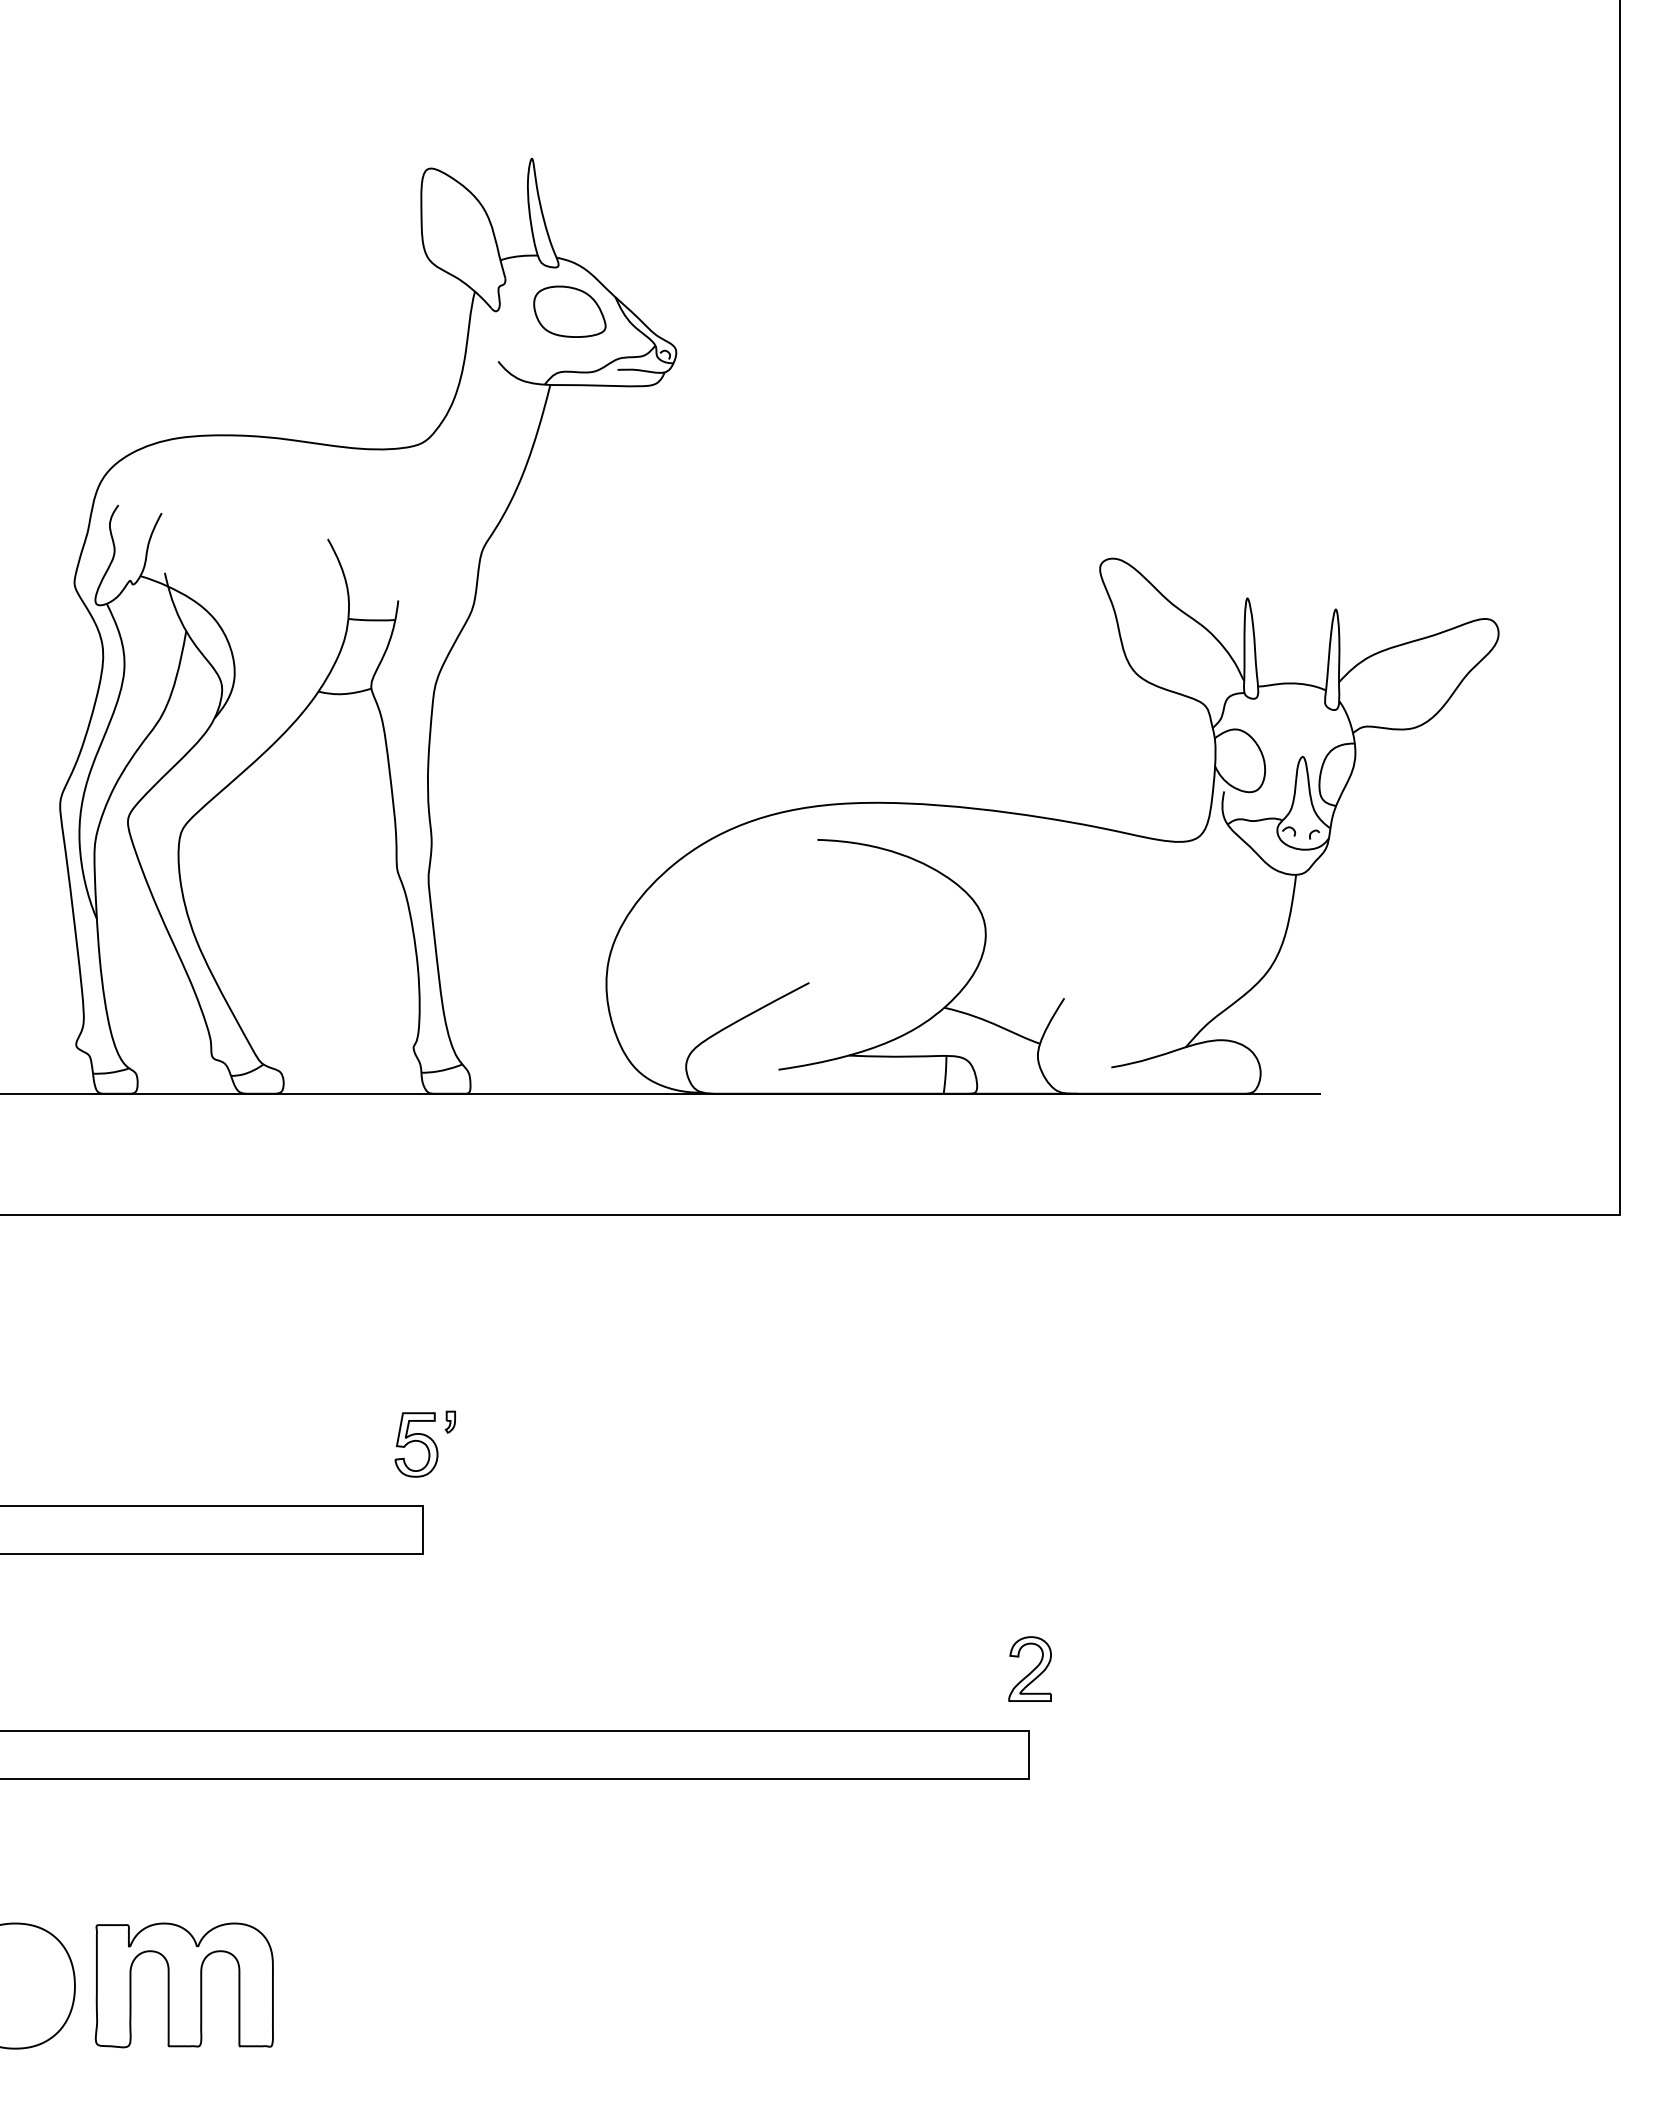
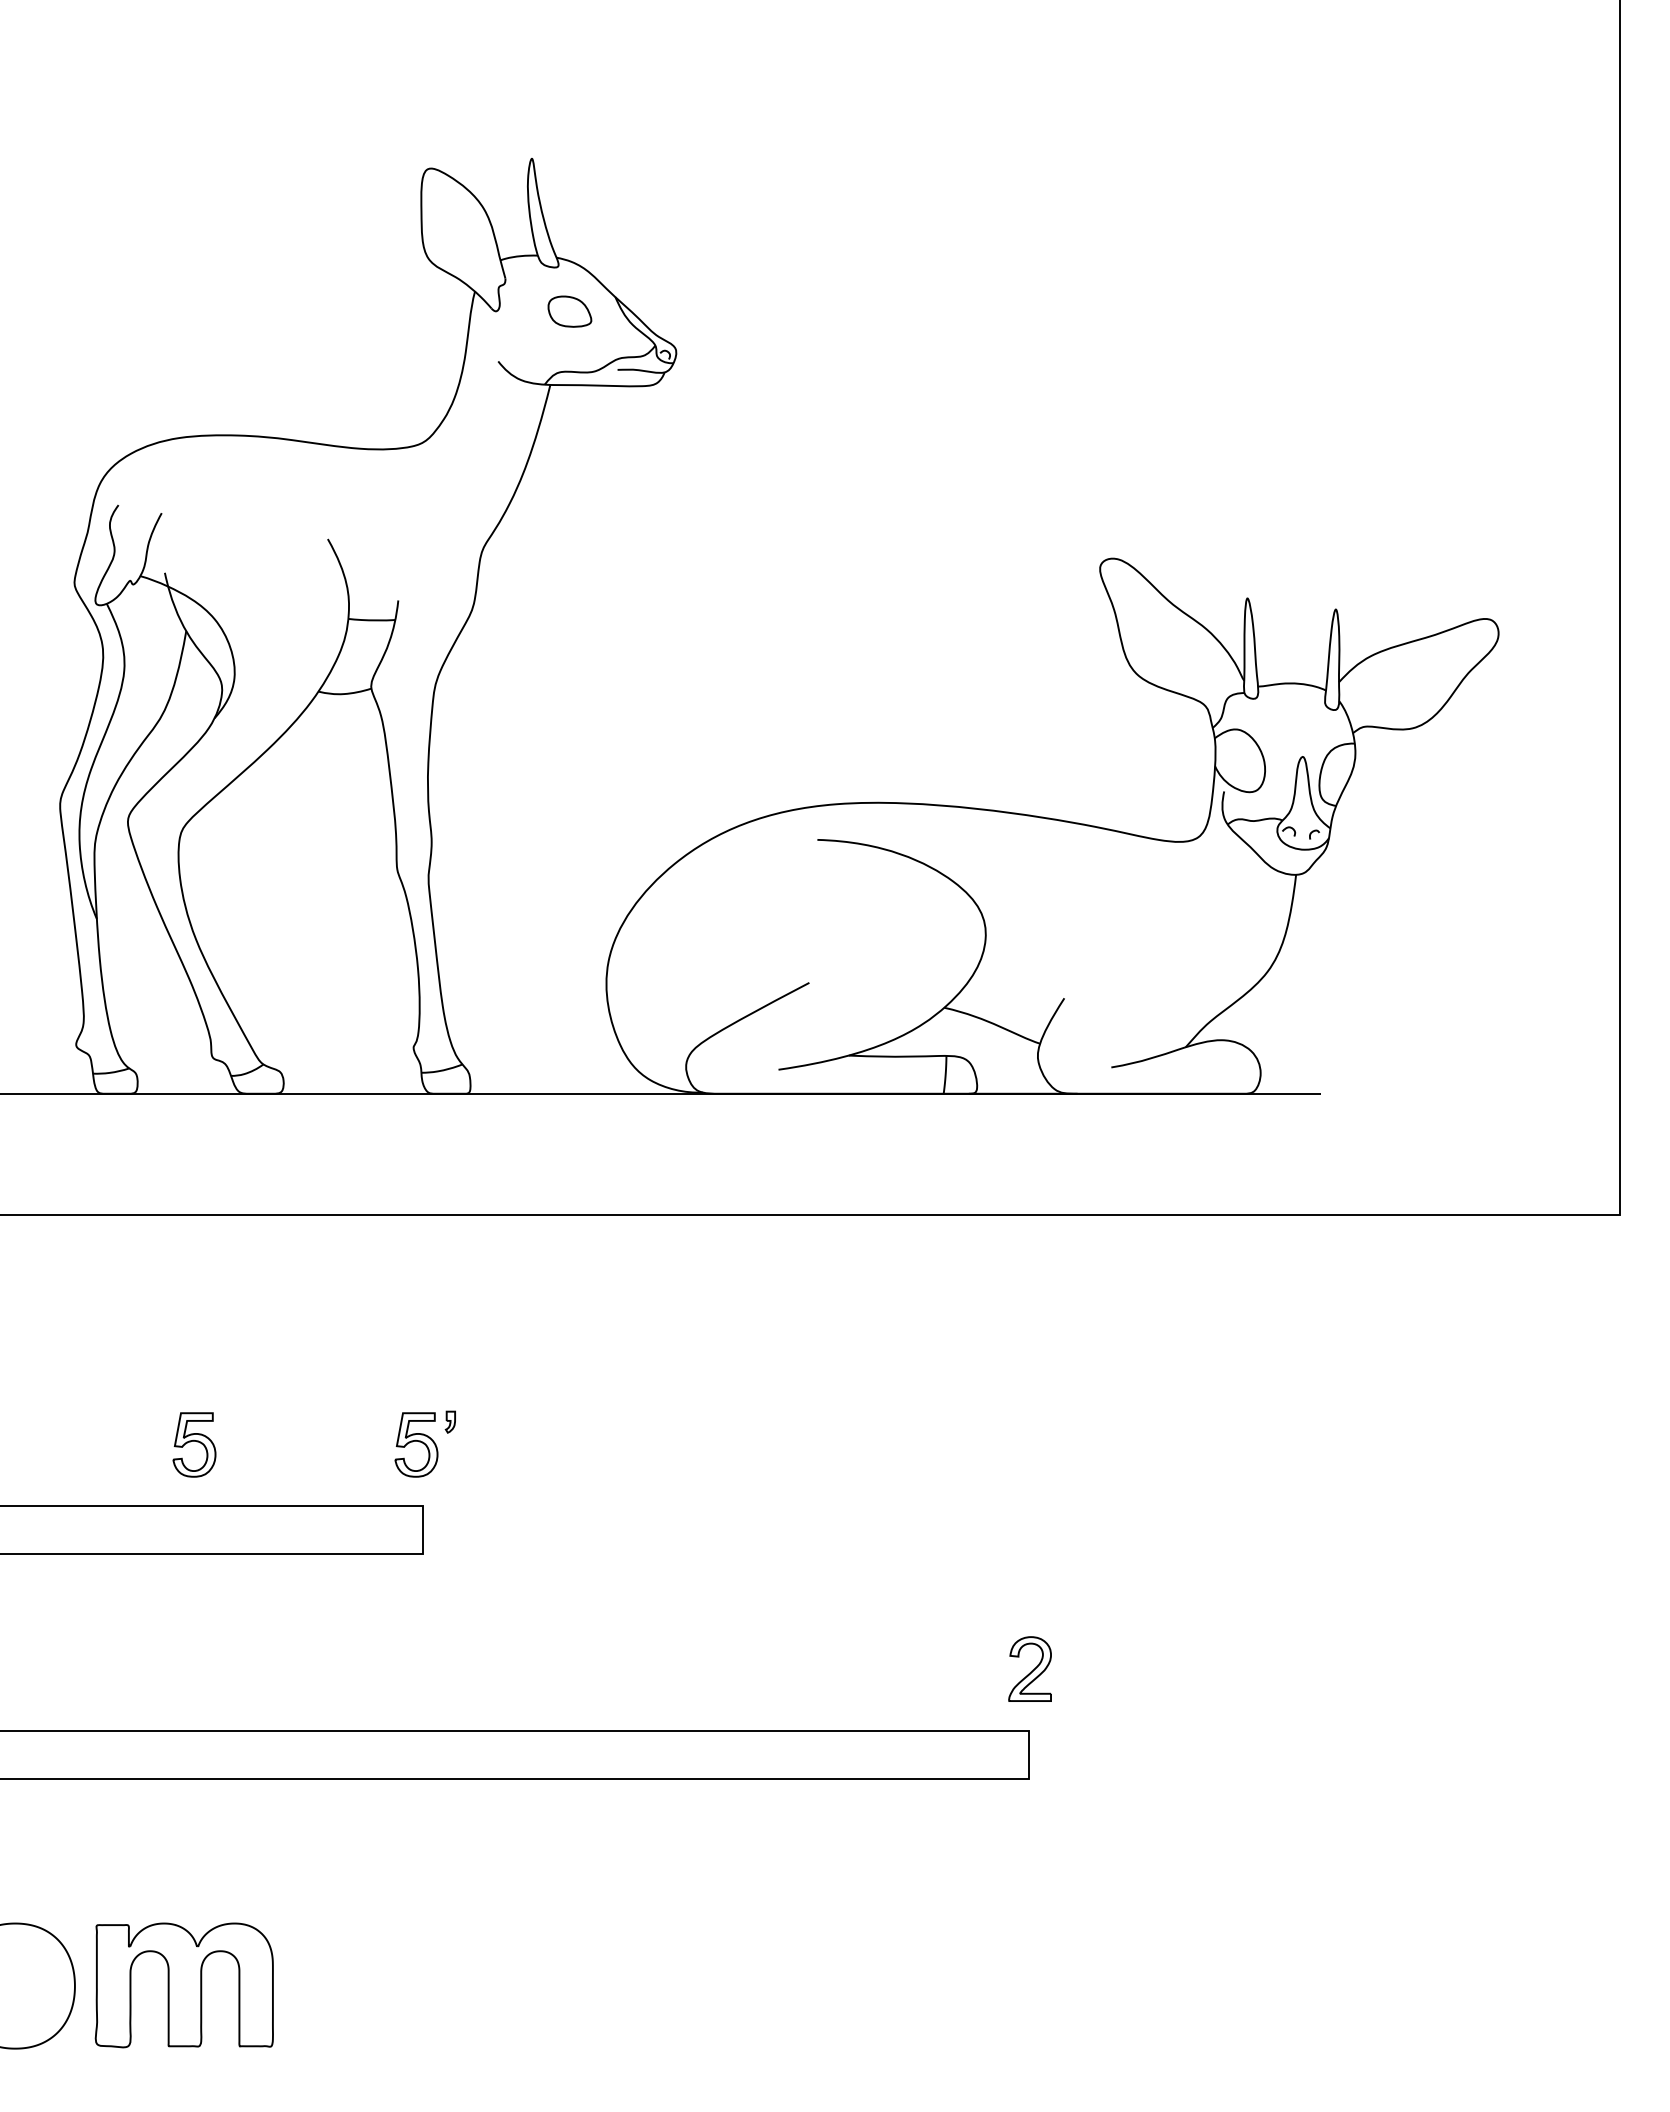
part size: 74x53 px -> 46x33 px (569, 311)
part: none -> present (194, 1444)
